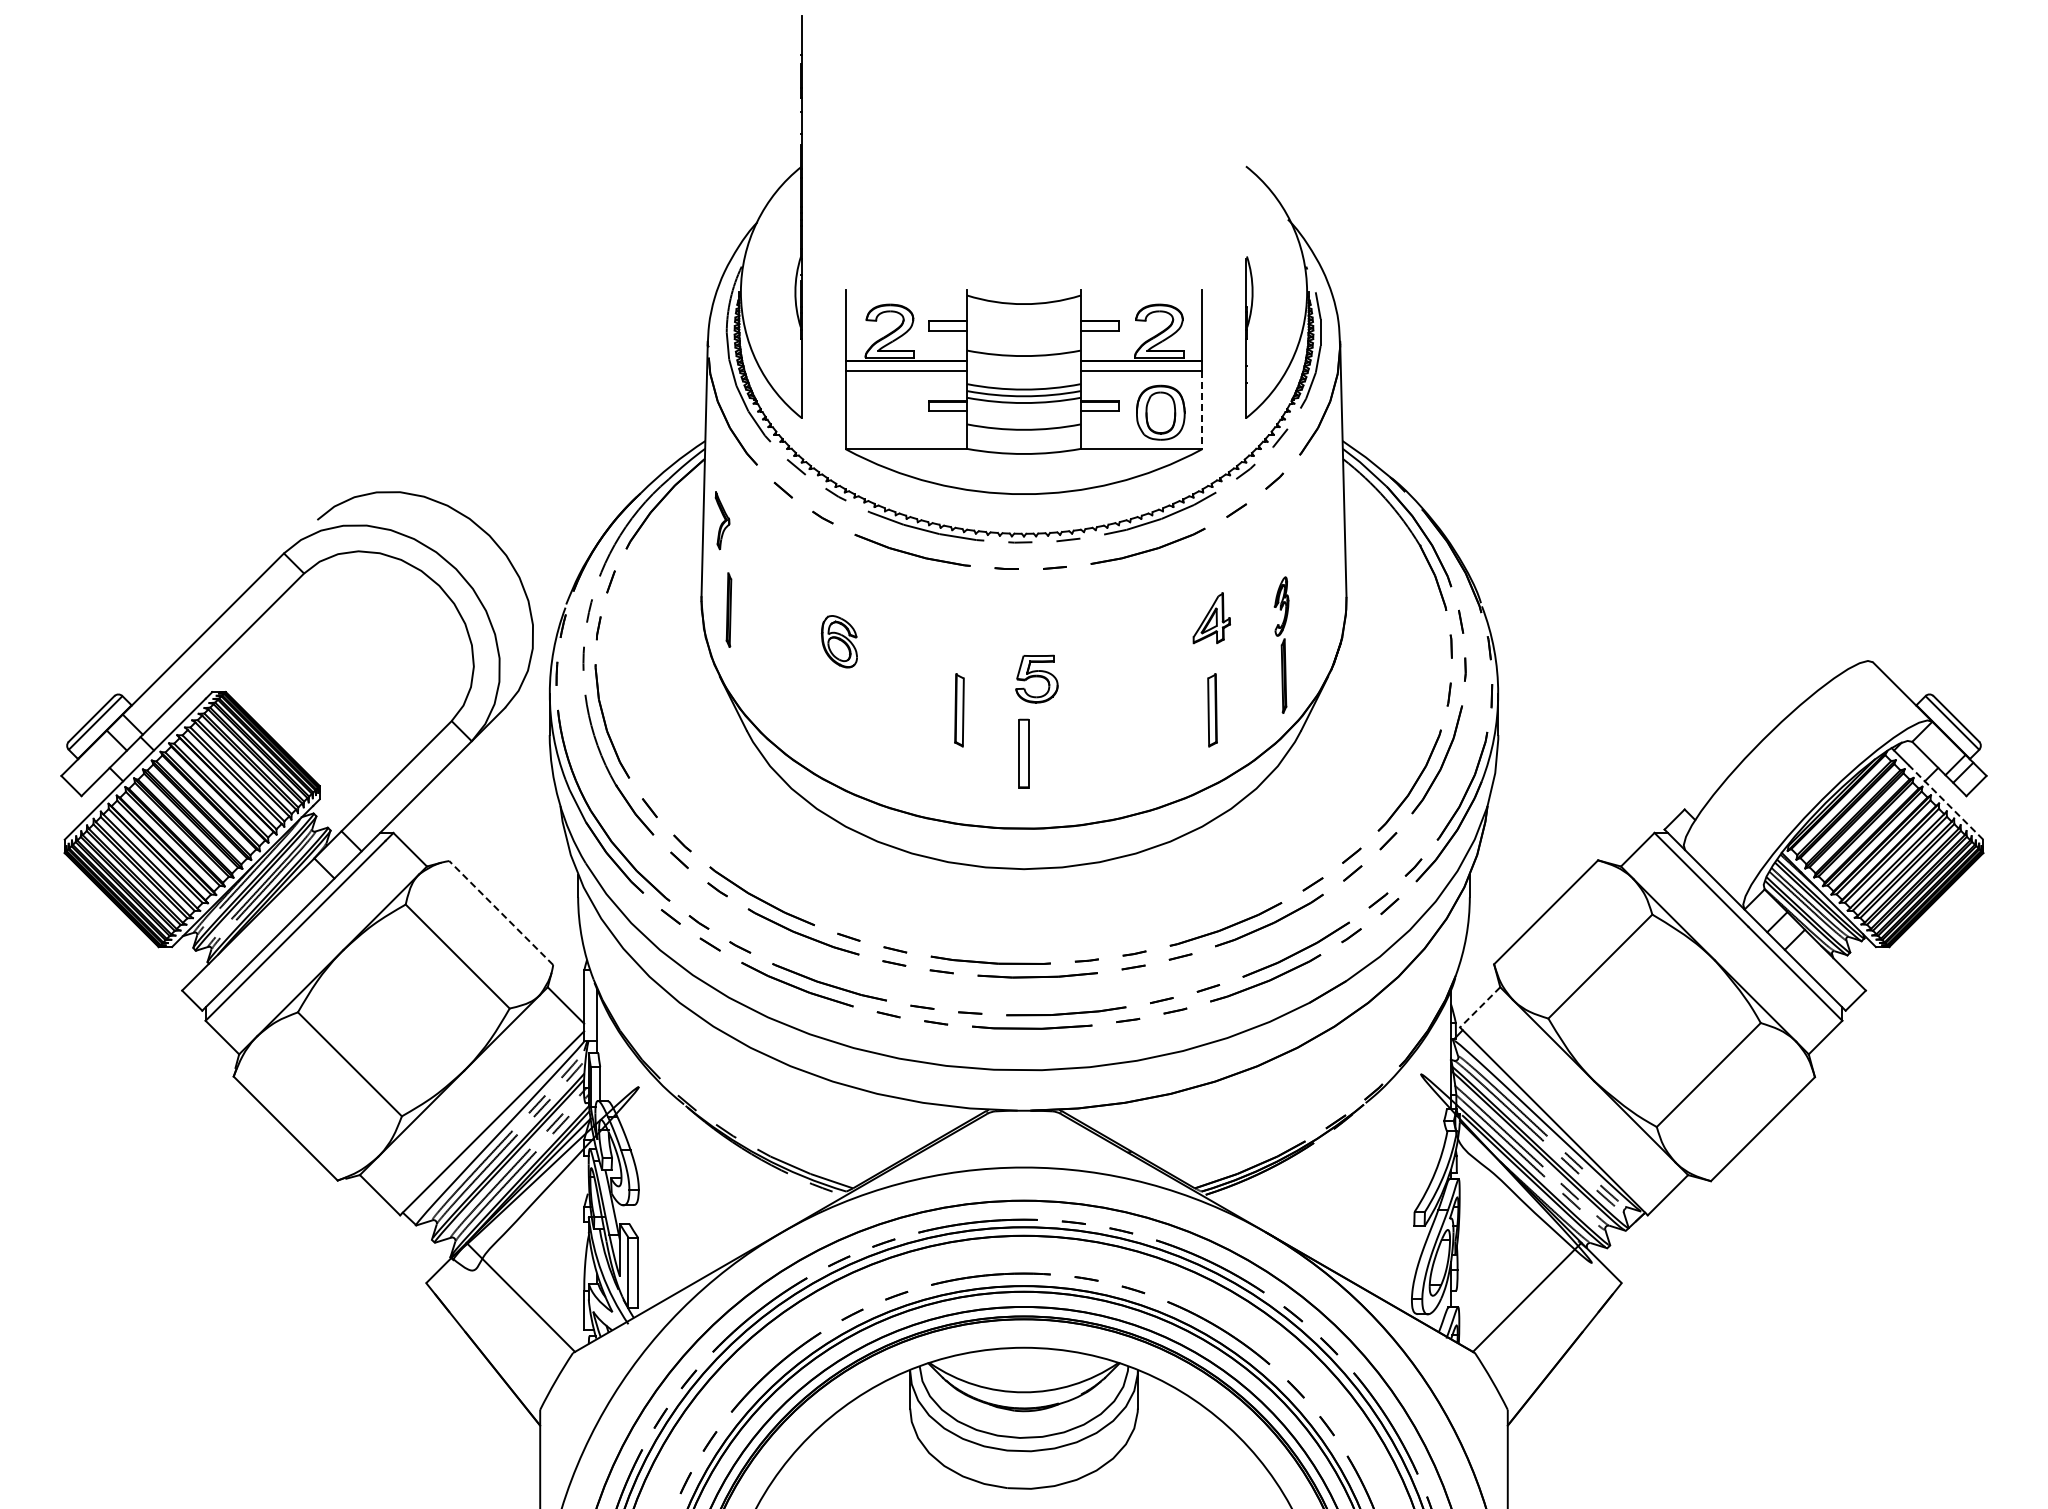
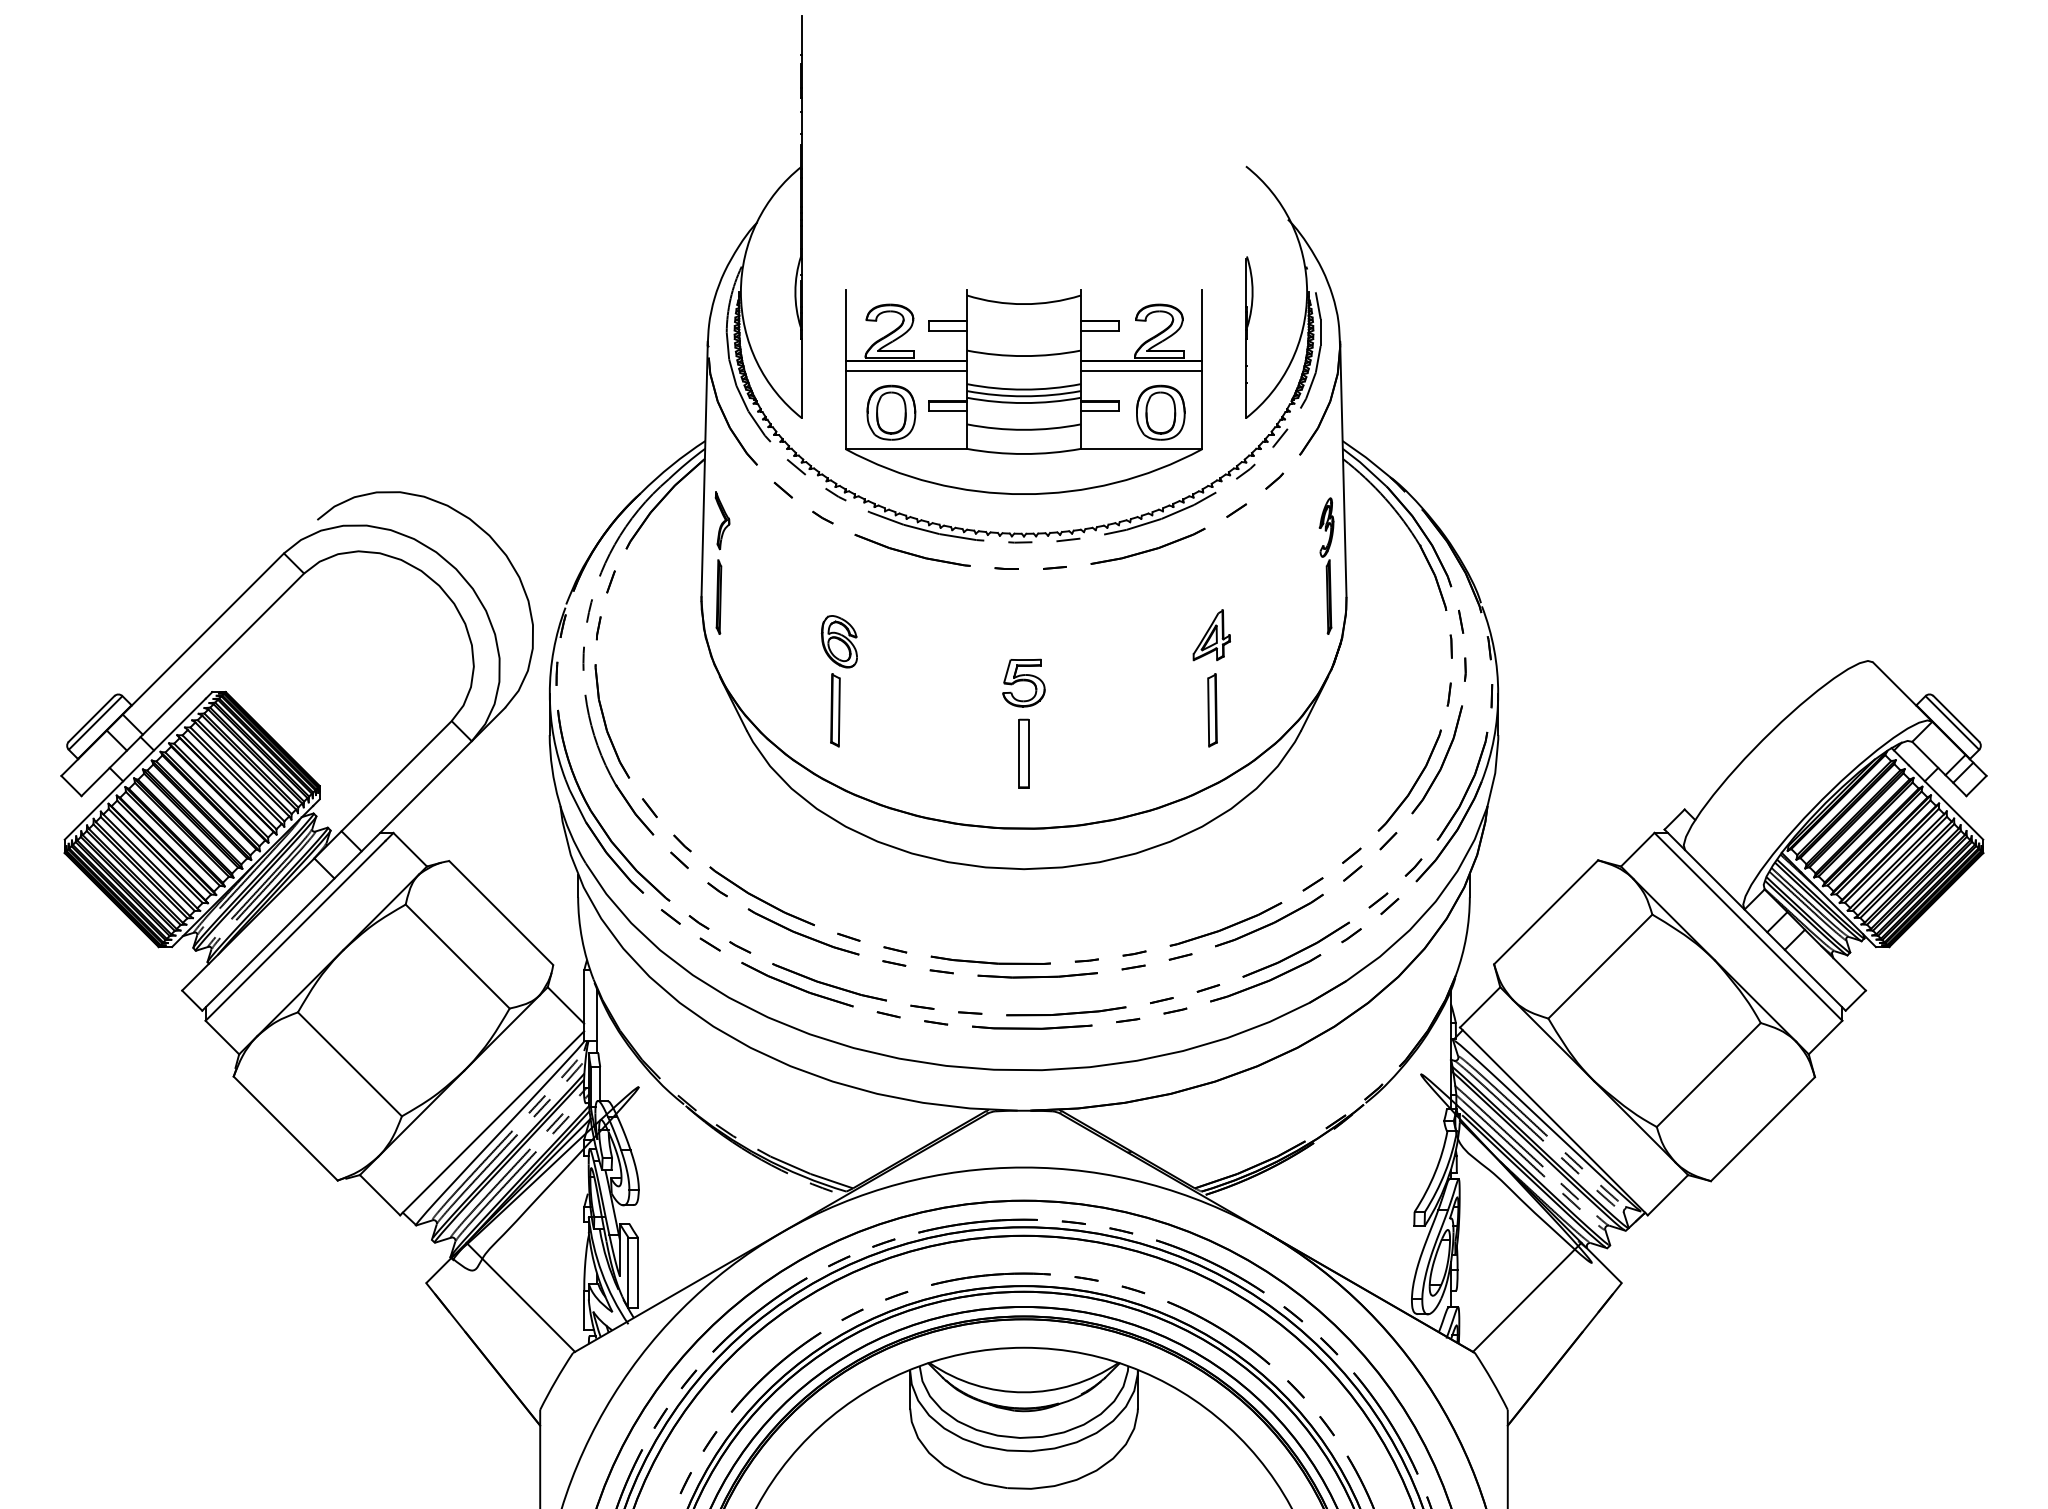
line: dashed -> solid (1202, 410)
part: none -> present (891, 412)
part position: (728, 609) -> (718, 596) (718, 596)
part position: (1211, 618) -> (1211, 635) (1211, 635)
part position: (1281, 644) -> (1326, 565) (1326, 565)
part position: (1036, 678) -> (1023, 682) (1023, 682)
part position: (959, 710) -> (835, 710) (835, 710)
line: dashed -> solid (1946, 802)
line: dashed -> solid (501, 913)
line: dashed -> solid (1479, 1007)
